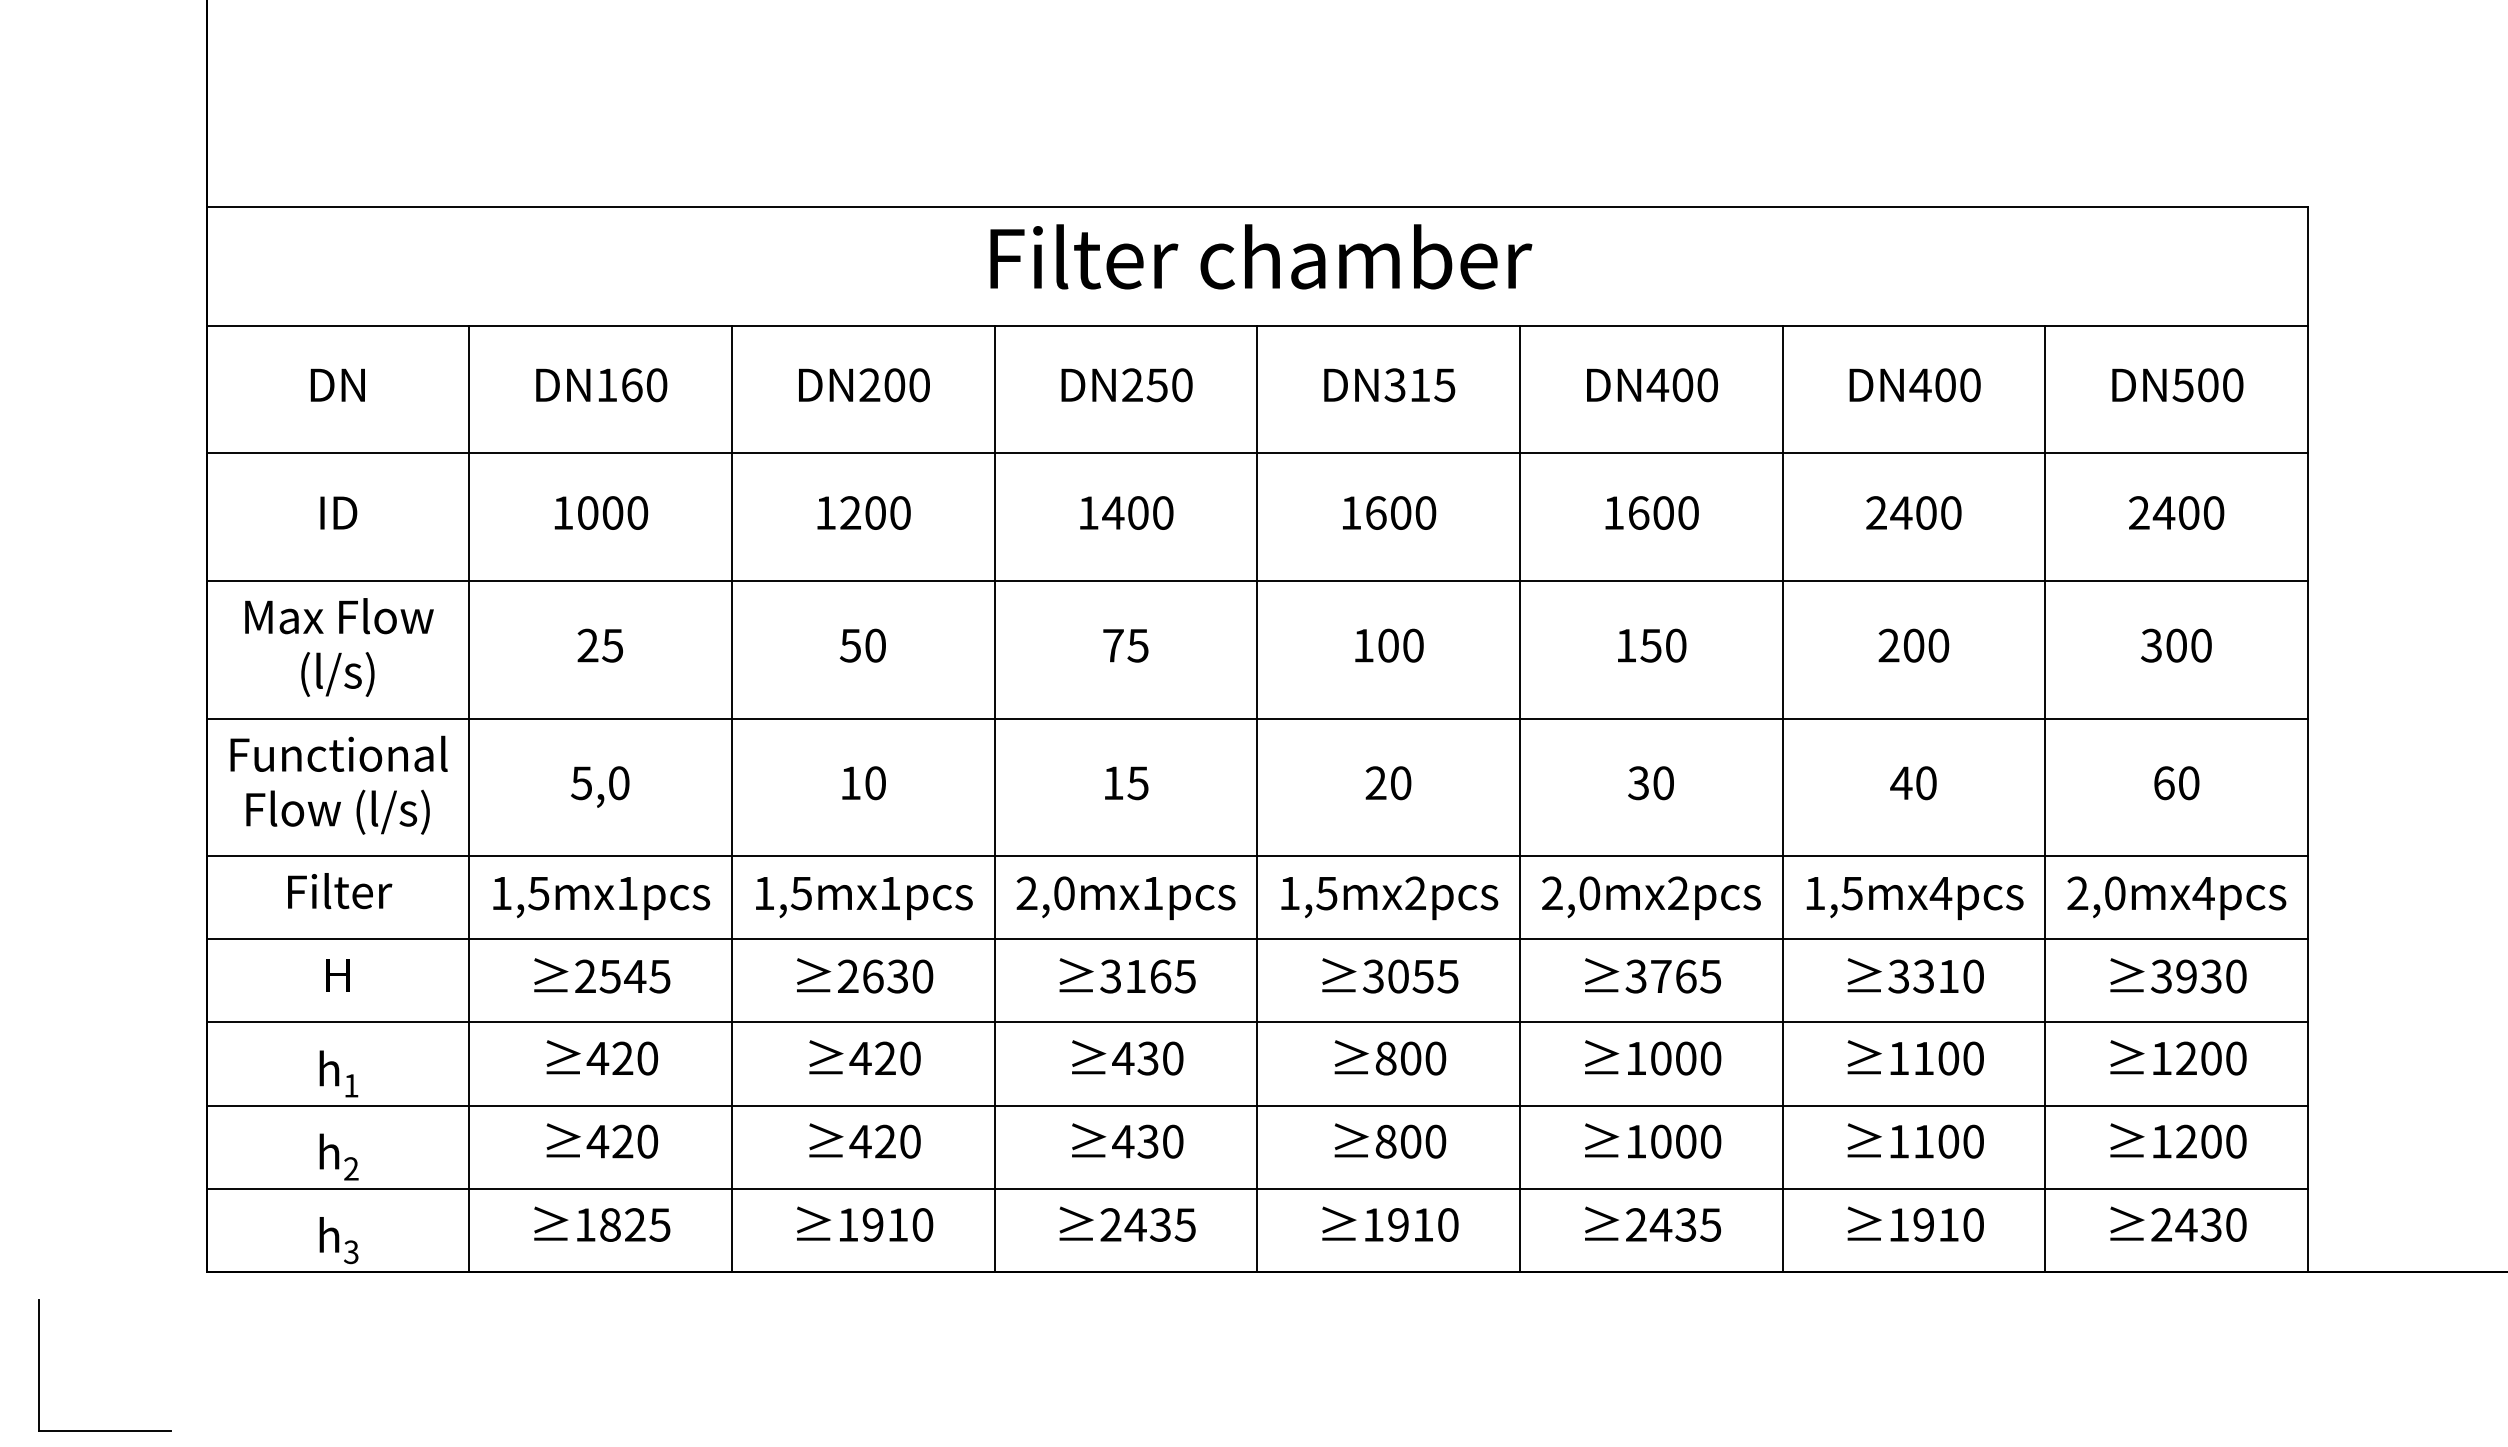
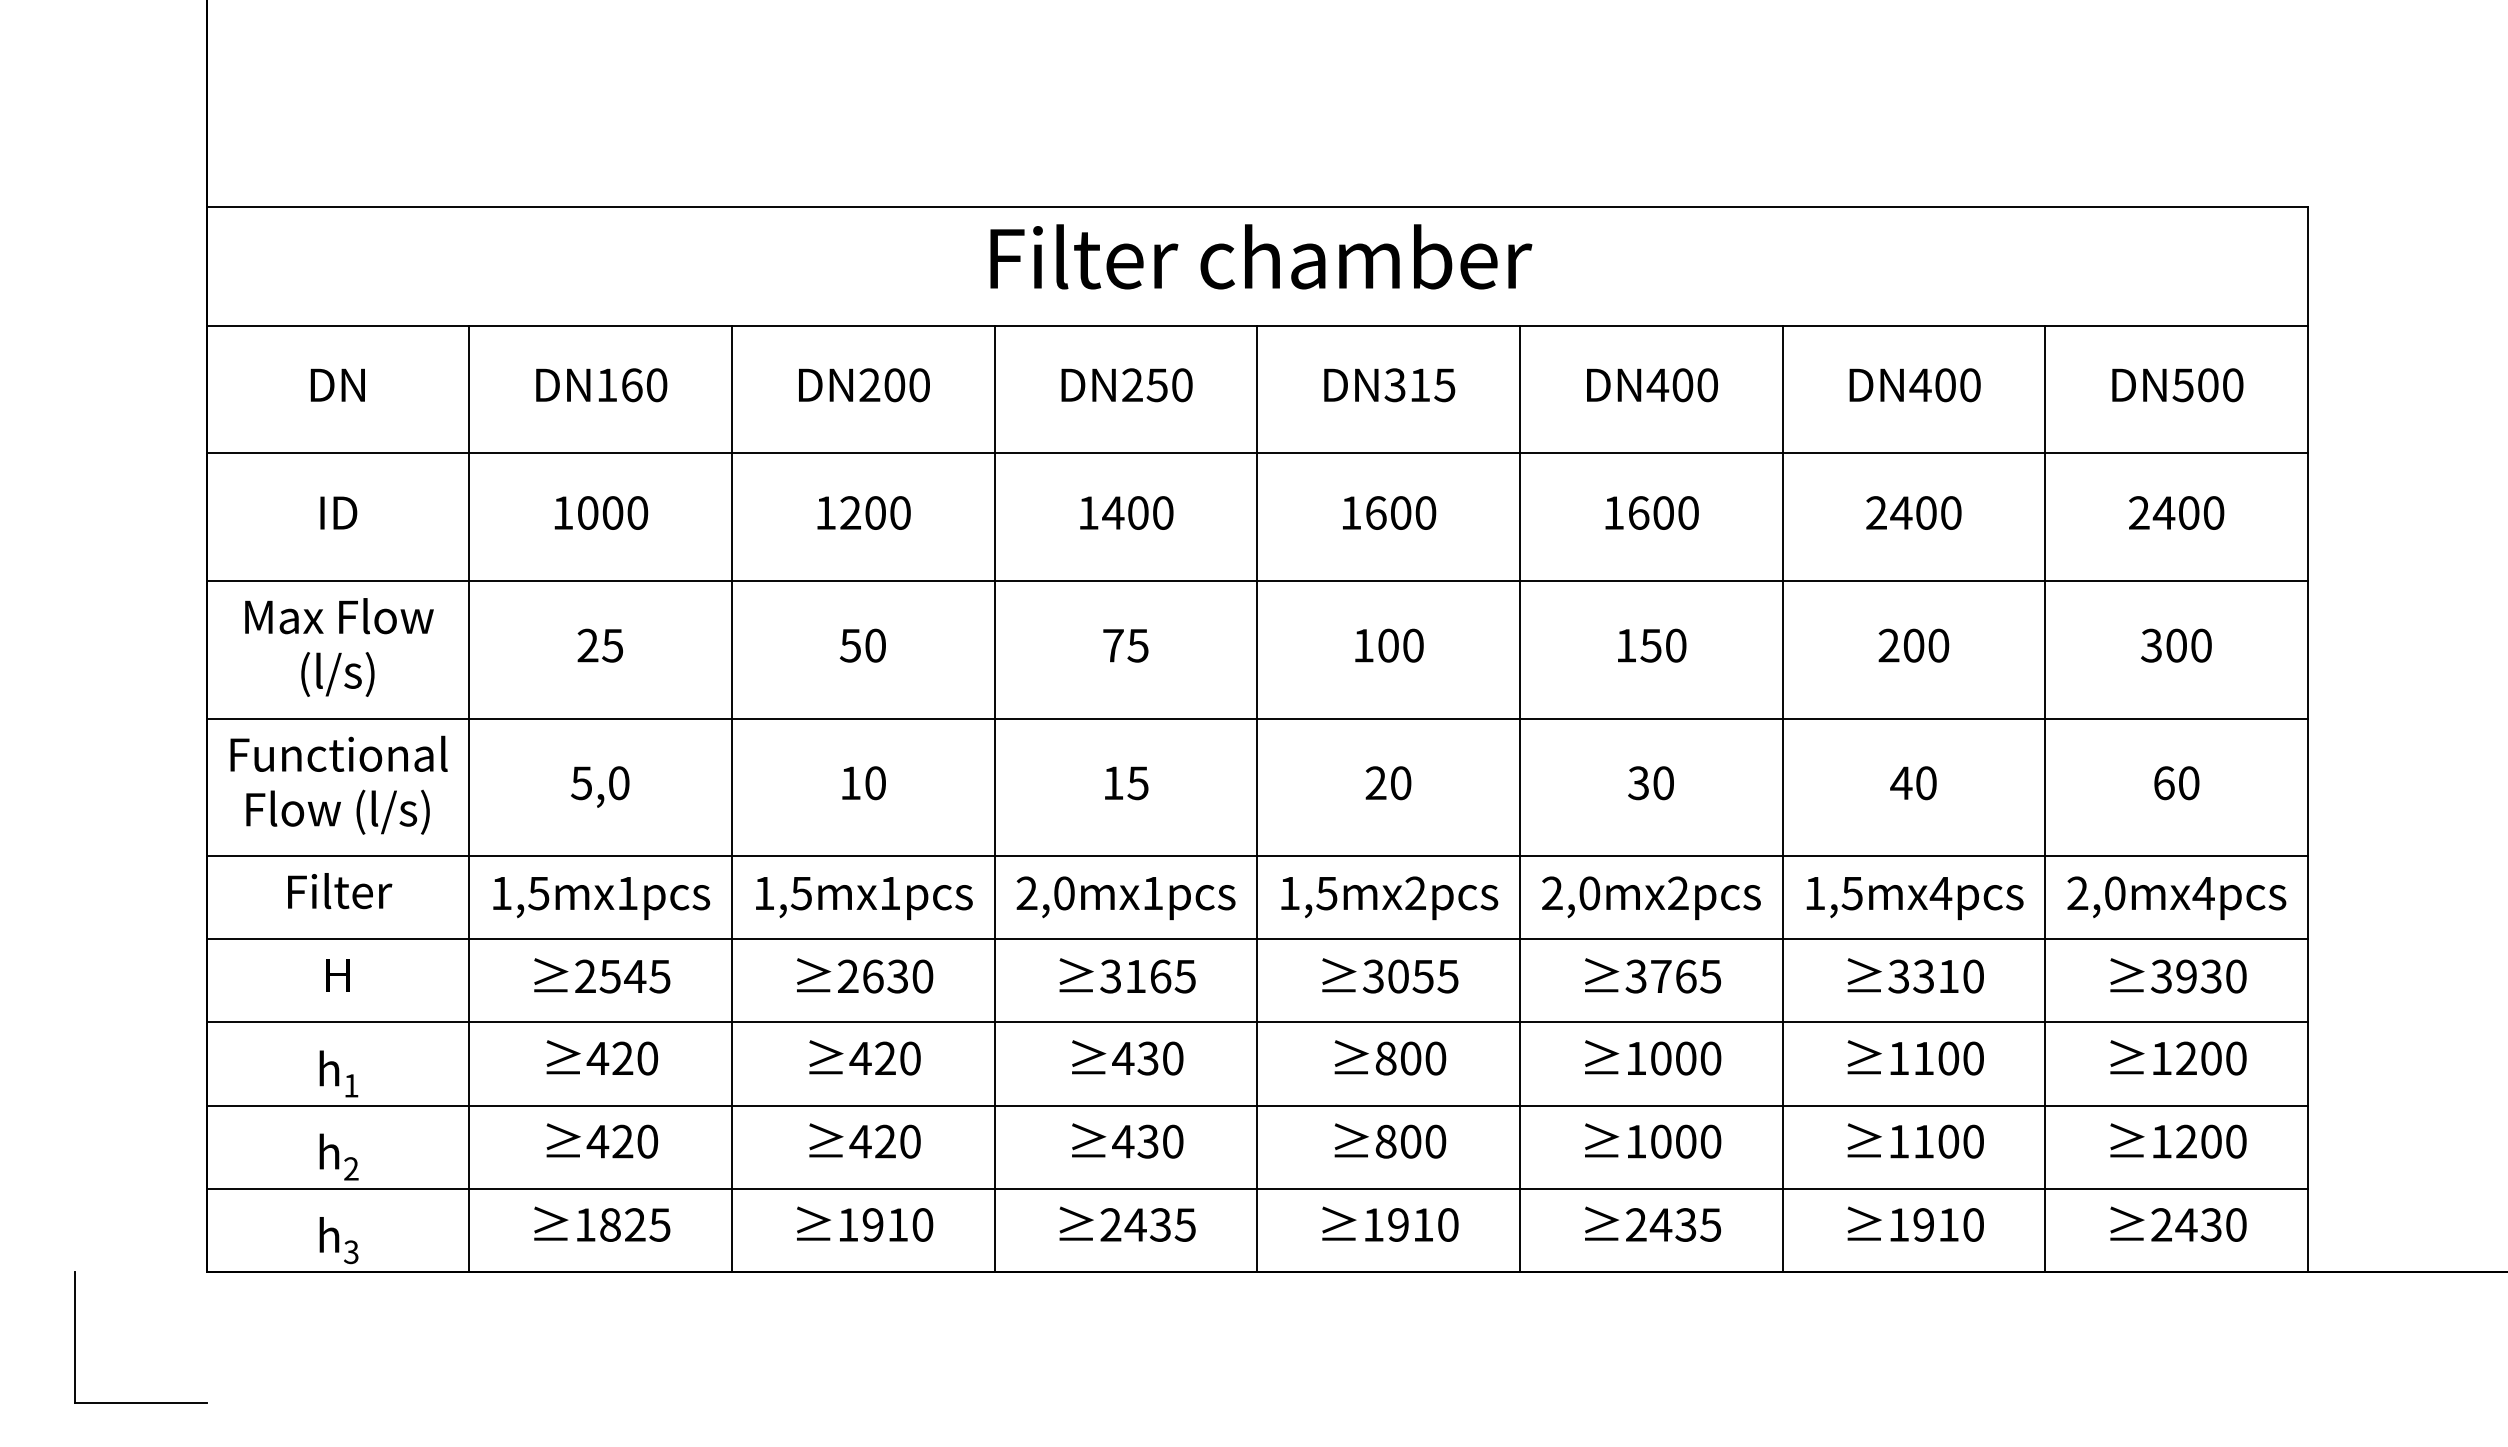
part position: (39, 1365) -> (75, 1337) (75, 1337)
